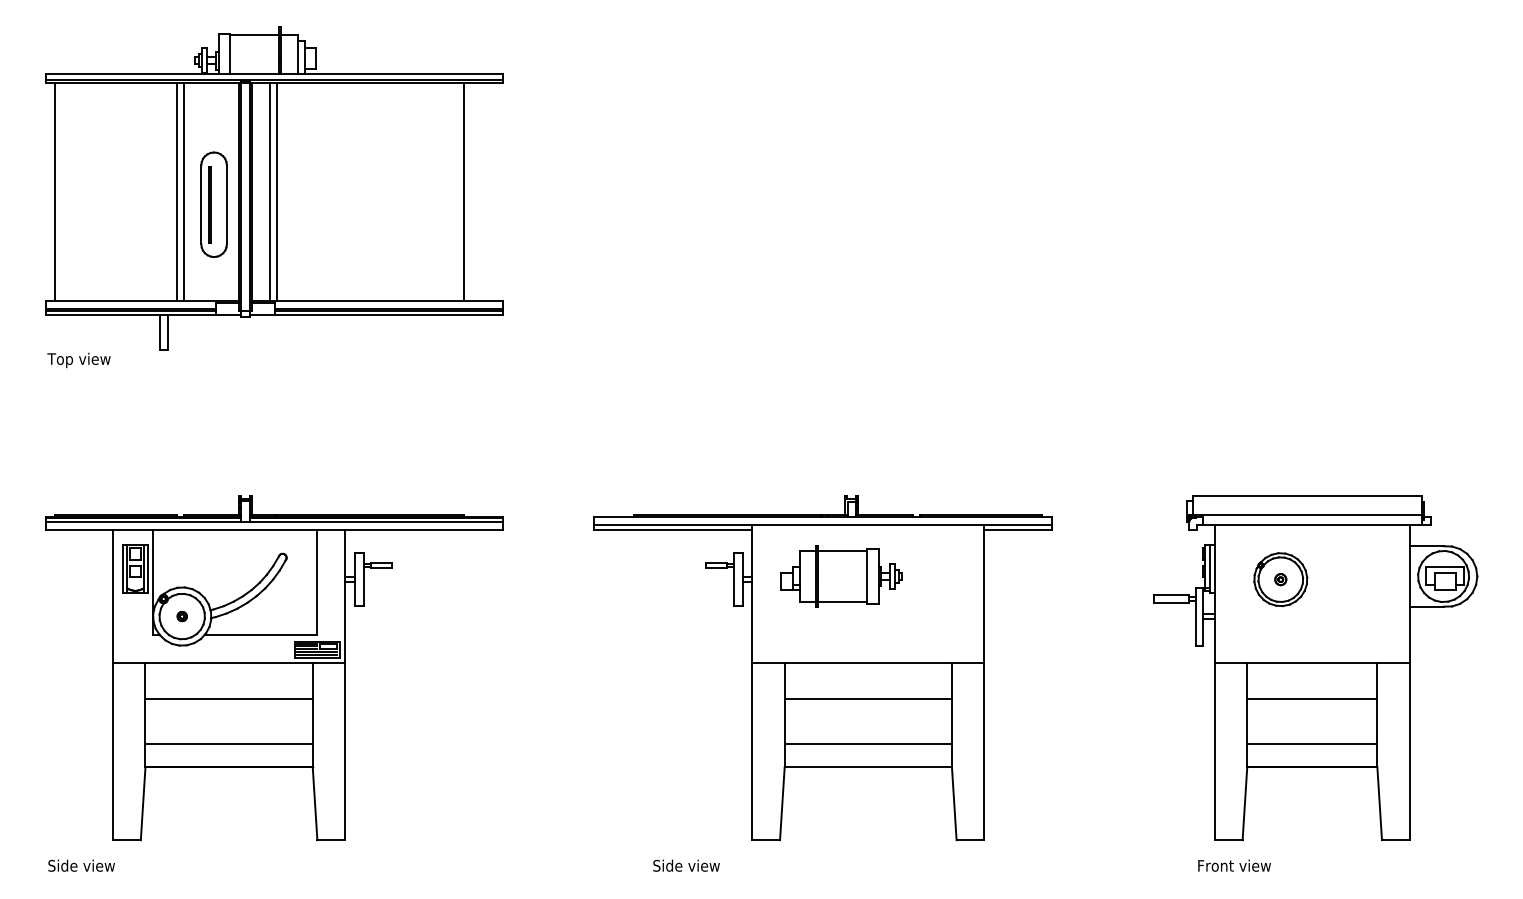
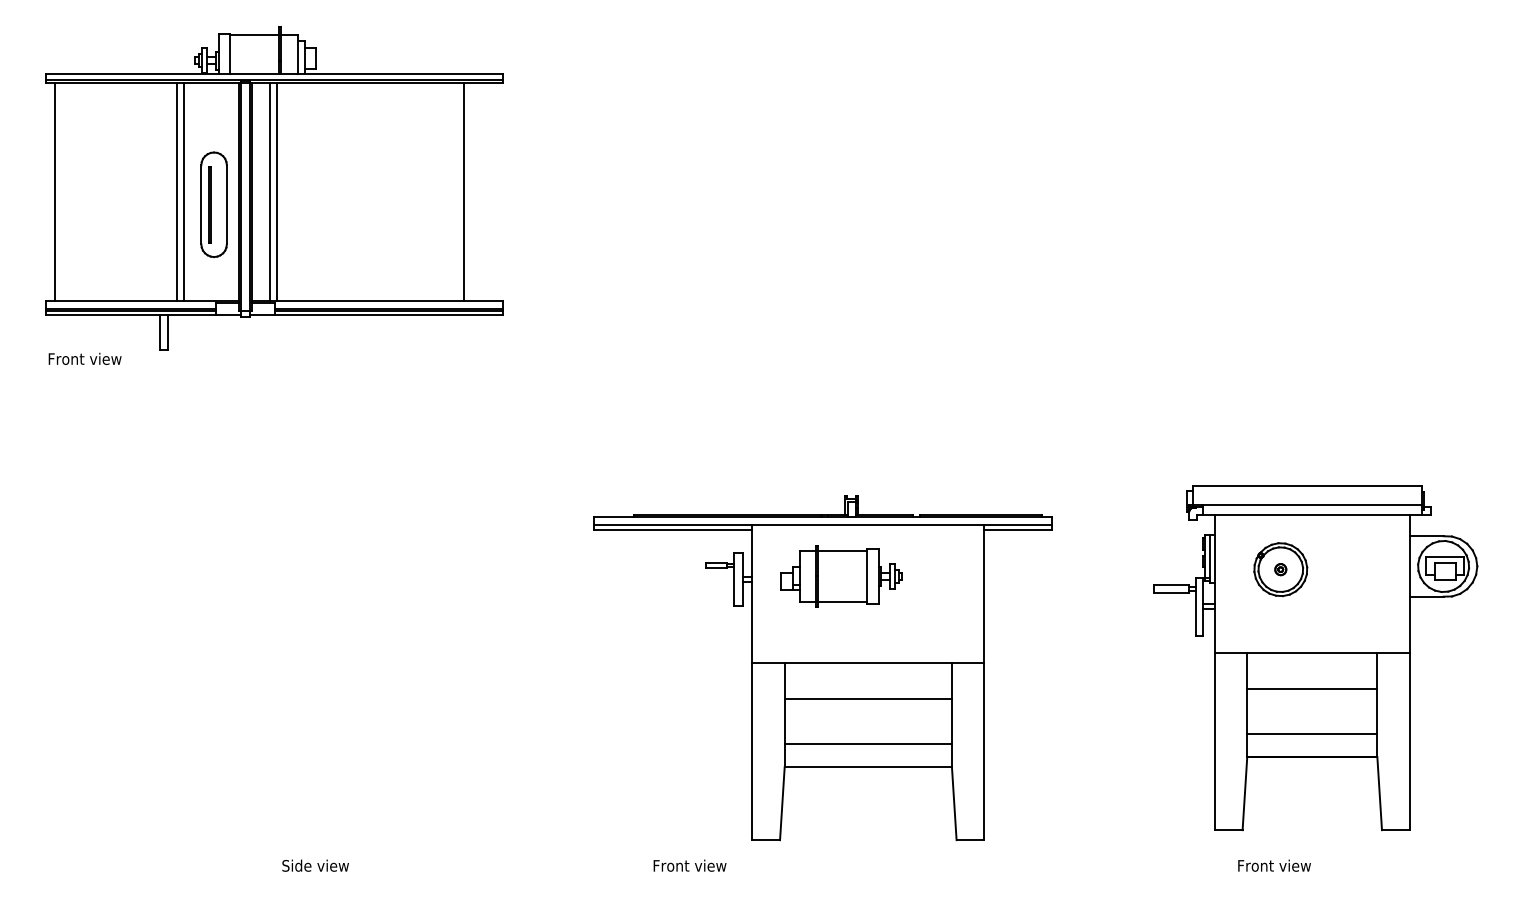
text: Top view -> Front view (84, 360)
part: present -> none (274, 668)
part position: (1315, 668) -> (1315, 658) (1315, 658)
text position: (81, 865) -> (315, 865) (315, 865)
text: Side view -> Front view (689, 865)
text position: (1234, 865) -> (1274, 865) (1274, 865)
